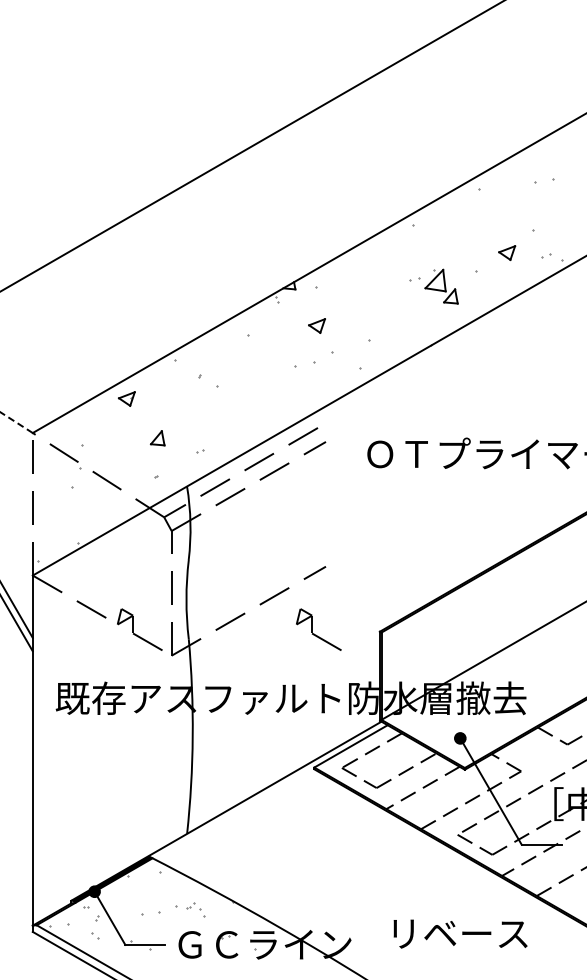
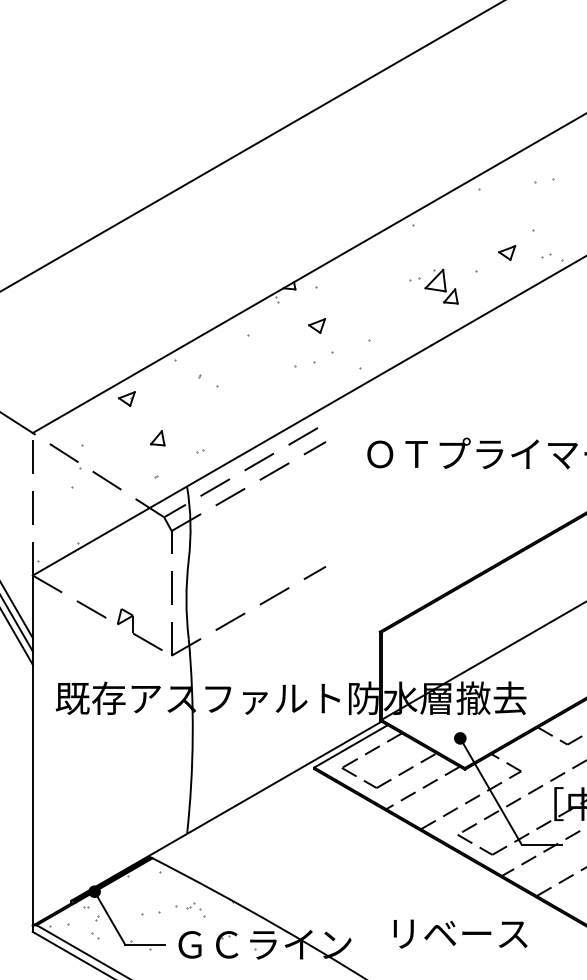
line: dashed -> solid (16, 422)
part: present -> none (318, 629)
line: none -> present (17, 637)
